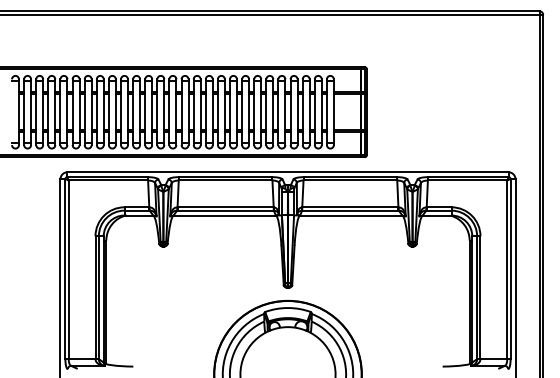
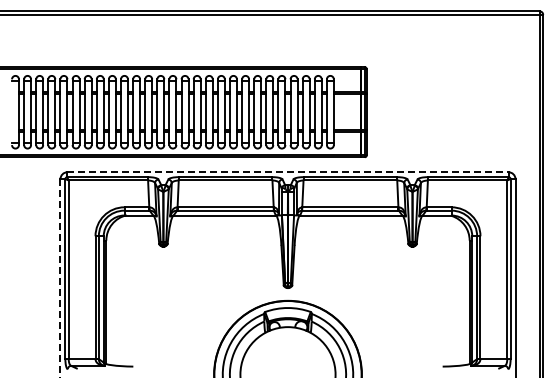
line: solid -> dashed (288, 172)
line: solid -> dashed (60, 278)
